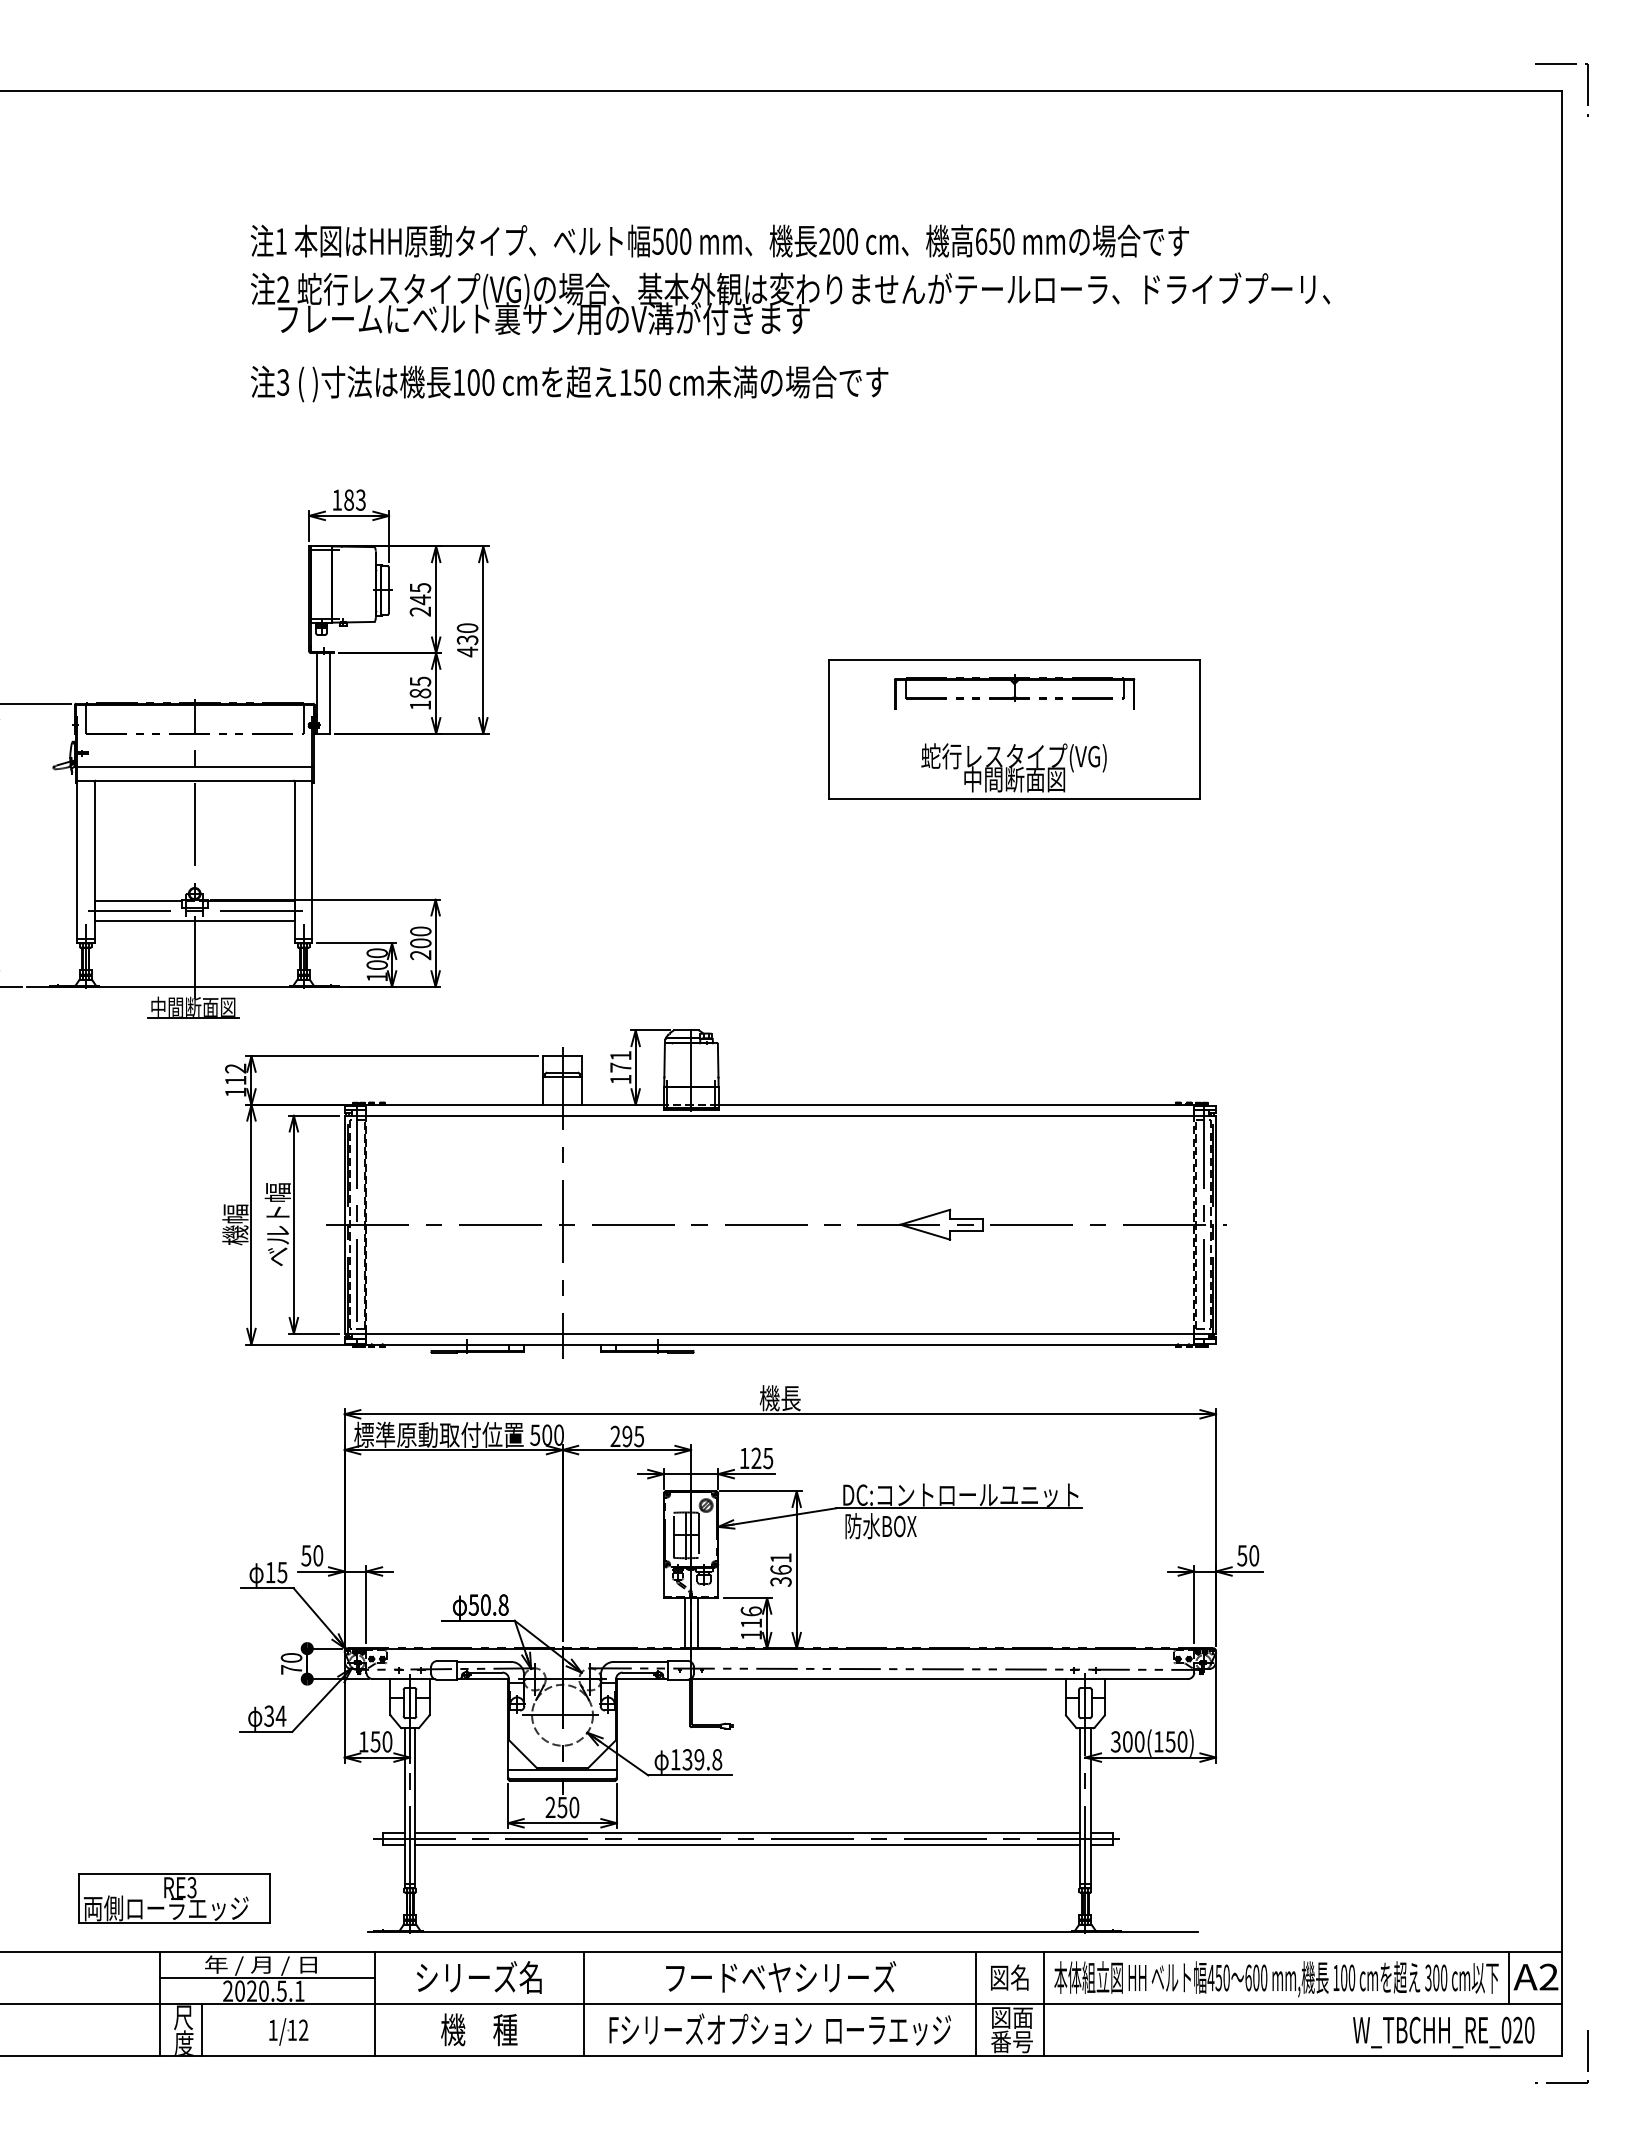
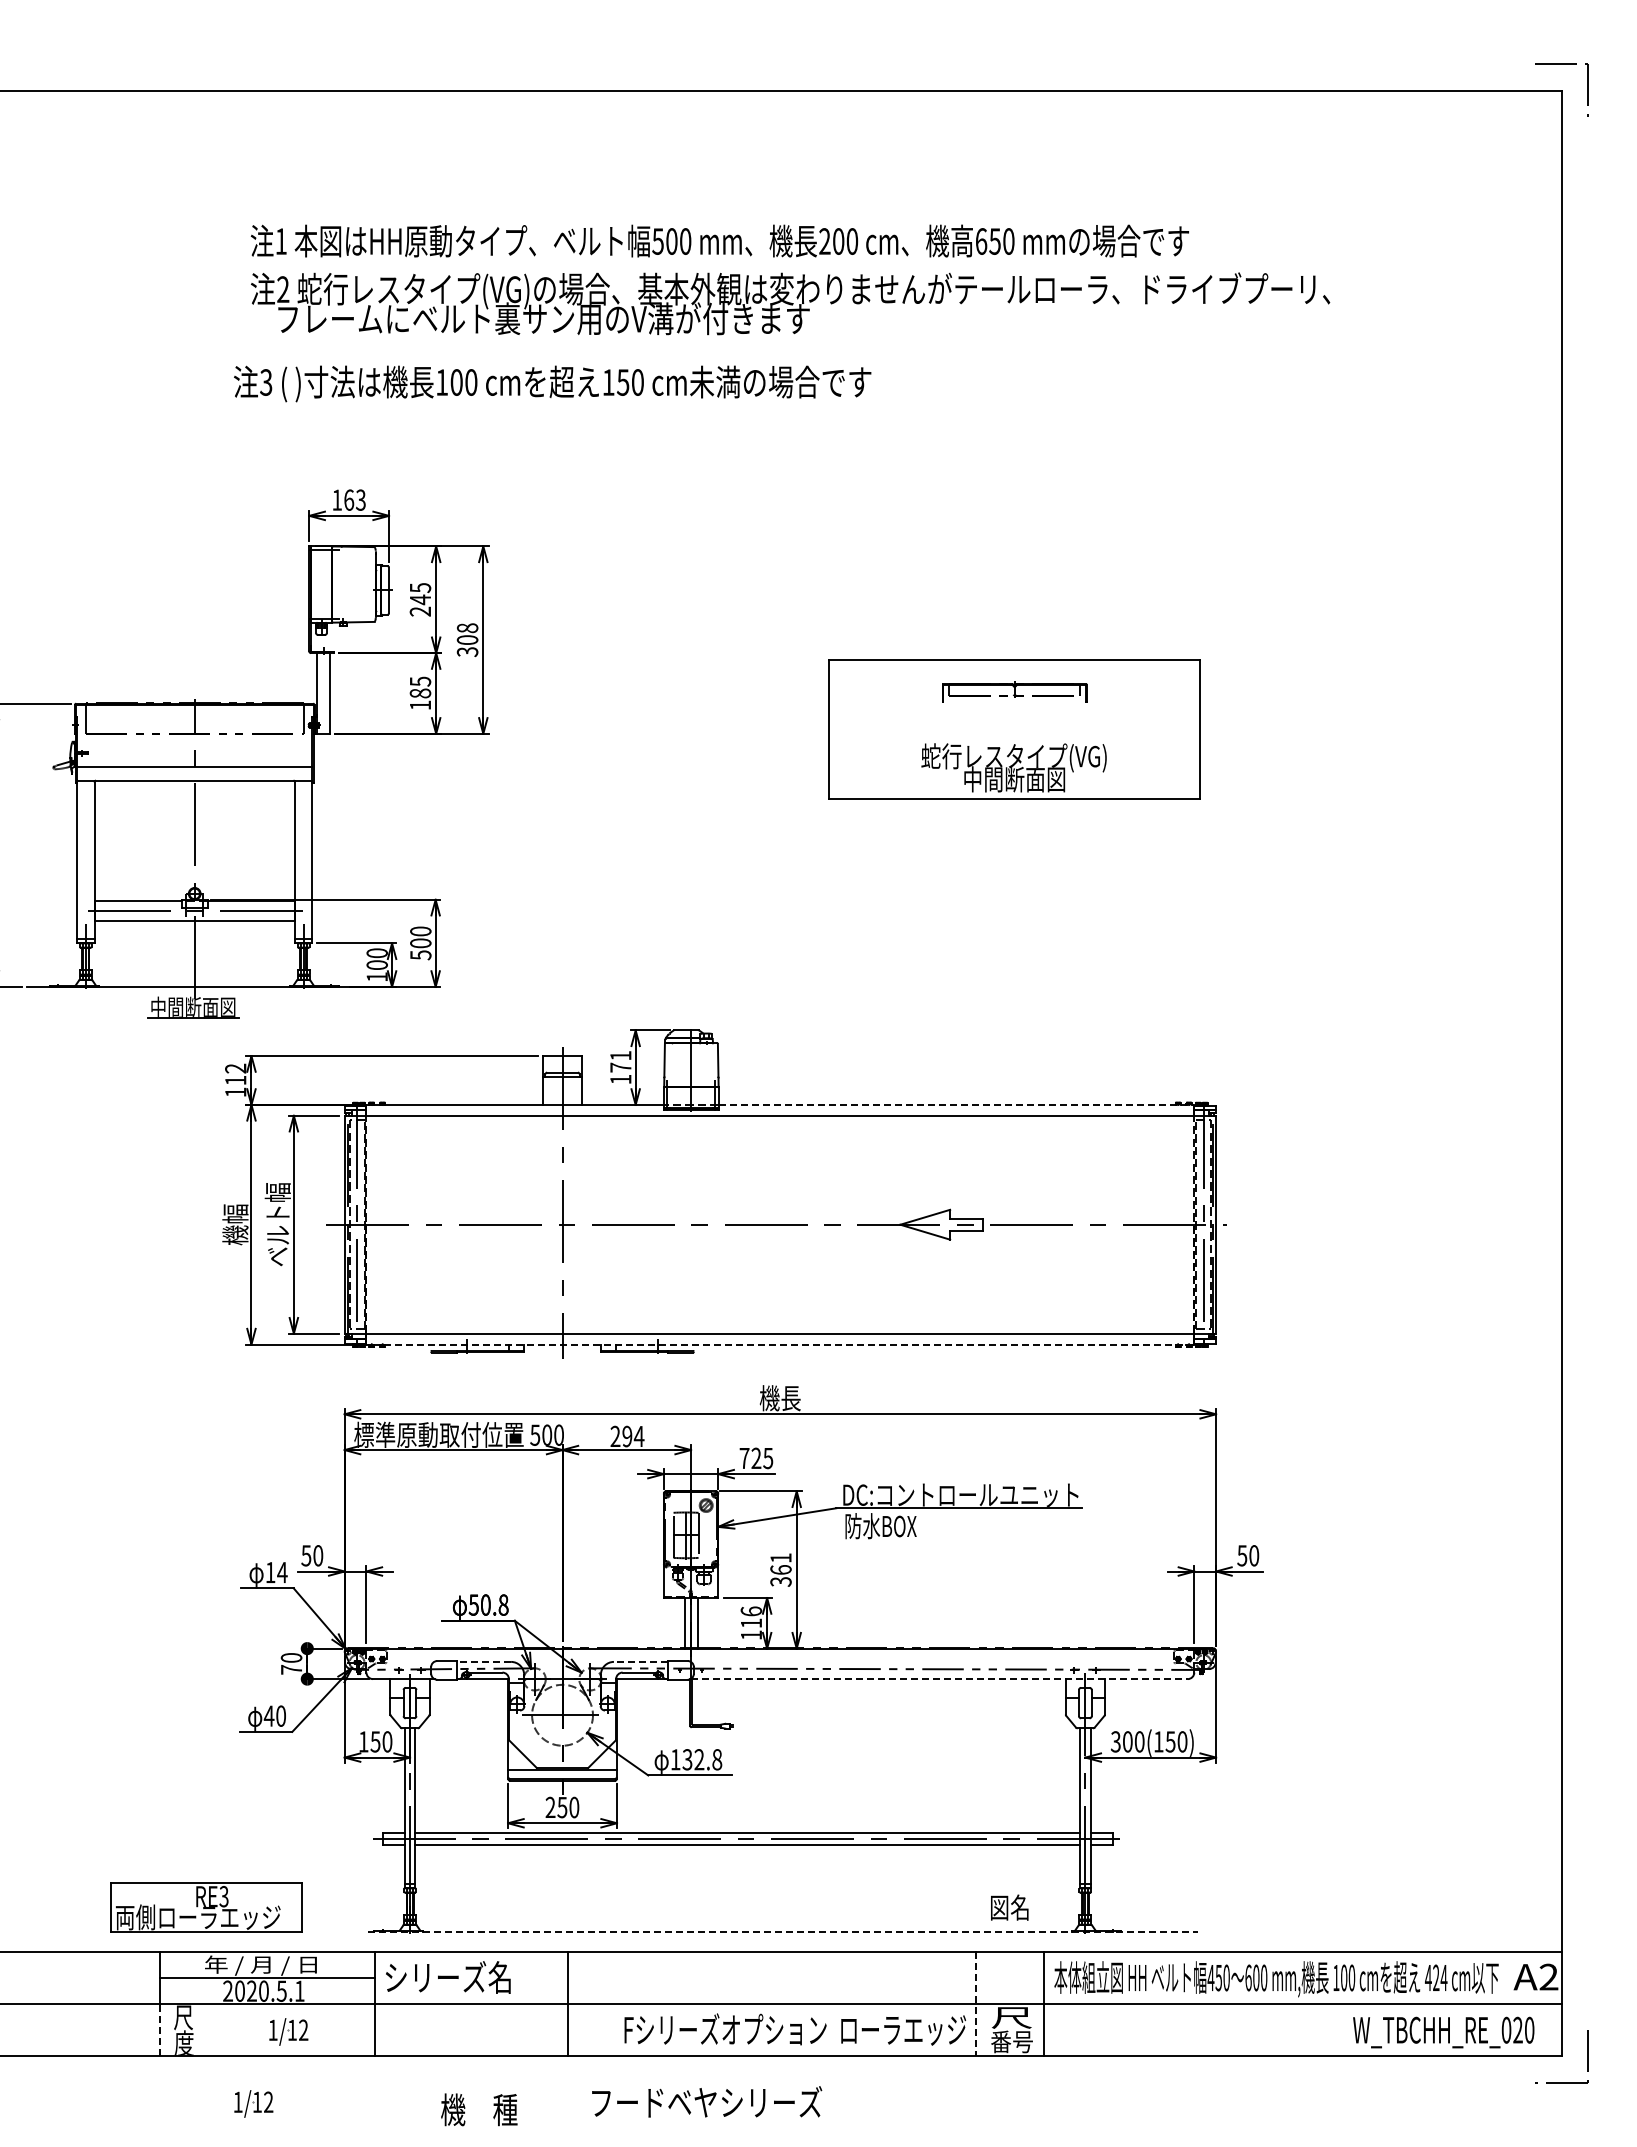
text position: (569, 383) -> (552, 383) (552, 383)
text: 183 -> 163 (349, 499)
text: 430 -> 308 (467, 640)
part size: 242x36 px -> 146x22 px (1014, 691)
text: 200 -> 500 (420, 955)
line: solid -> dashed (956, 1104)
line: solid -> dashed (780, 1344)
text: 295 -> 294 (638, 1436)
text: 125 -> 725 (744, 1458)
text: 15 -> 14 (282, 1572)
line: solid -> dashed (484, 1661)
line: solid -> dashed (640, 1661)
line: solid -> dashed (939, 1679)
text: 34 -> 40 (274, 1715)
text: 139.8 -> 132.8 (699, 1759)
part position: (174, 1898) -> (206, 1907) (206, 1907)
line: solid -> dashed (783, 1931)
text position: (781, 1976) -> (707, 2101) (707, 2101)
text position: (479, 1977) -> (448, 1977) (448, 1977)
text position: (1009, 1977) -> (1009, 1907) (1009, 1907)
text: 300 -> 424 (1435, 1977)
line: present -> none (1509, 1977)
line position: (583, 2003) -> (567, 2003) (567, 2003)
line: solid -> dashed (976, 2004)
text: 図面 -> 尺 (1012, 2017)
line: solid -> dashed (160, 2029)
text position: (479, 2029) -> (479, 2109) (479, 2109)
text position: (779, 2029) -> (794, 2029) (794, 2029)
line: present -> none (202, 2030)
part: none -> present (253, 2103)
